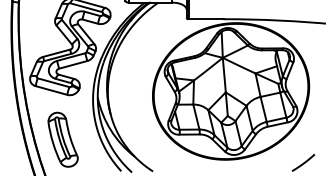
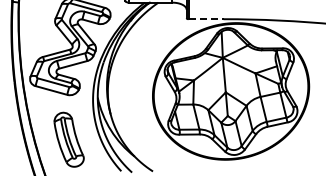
line: solid -> dashed (206, 19)
part position: (62, 139) -> (68, 139) (68, 139)
line: present -> none (303, 162)
